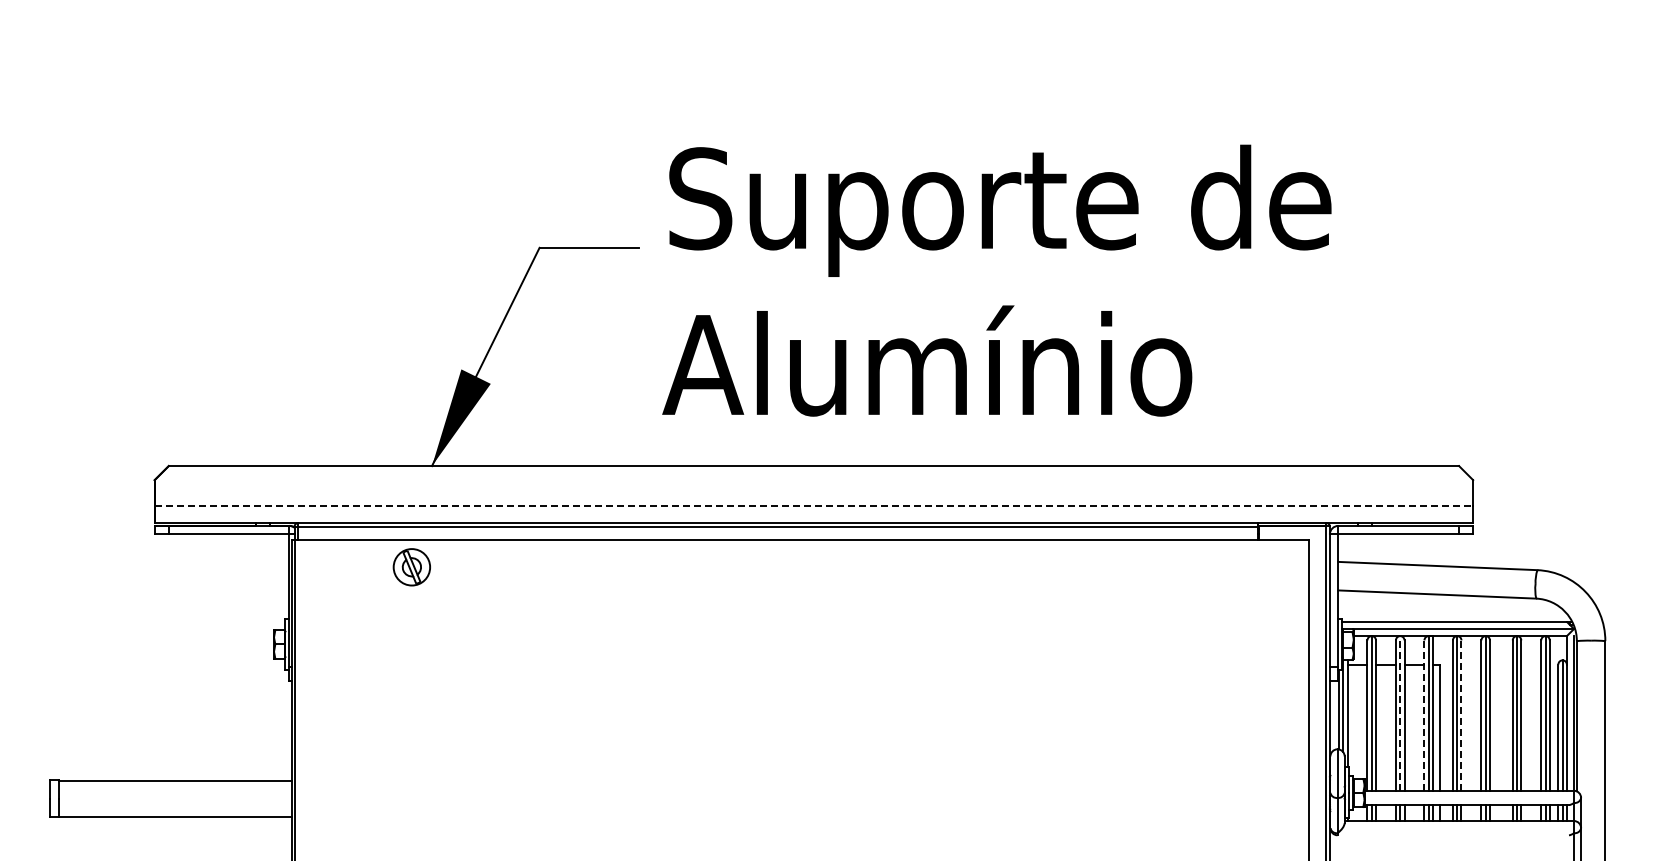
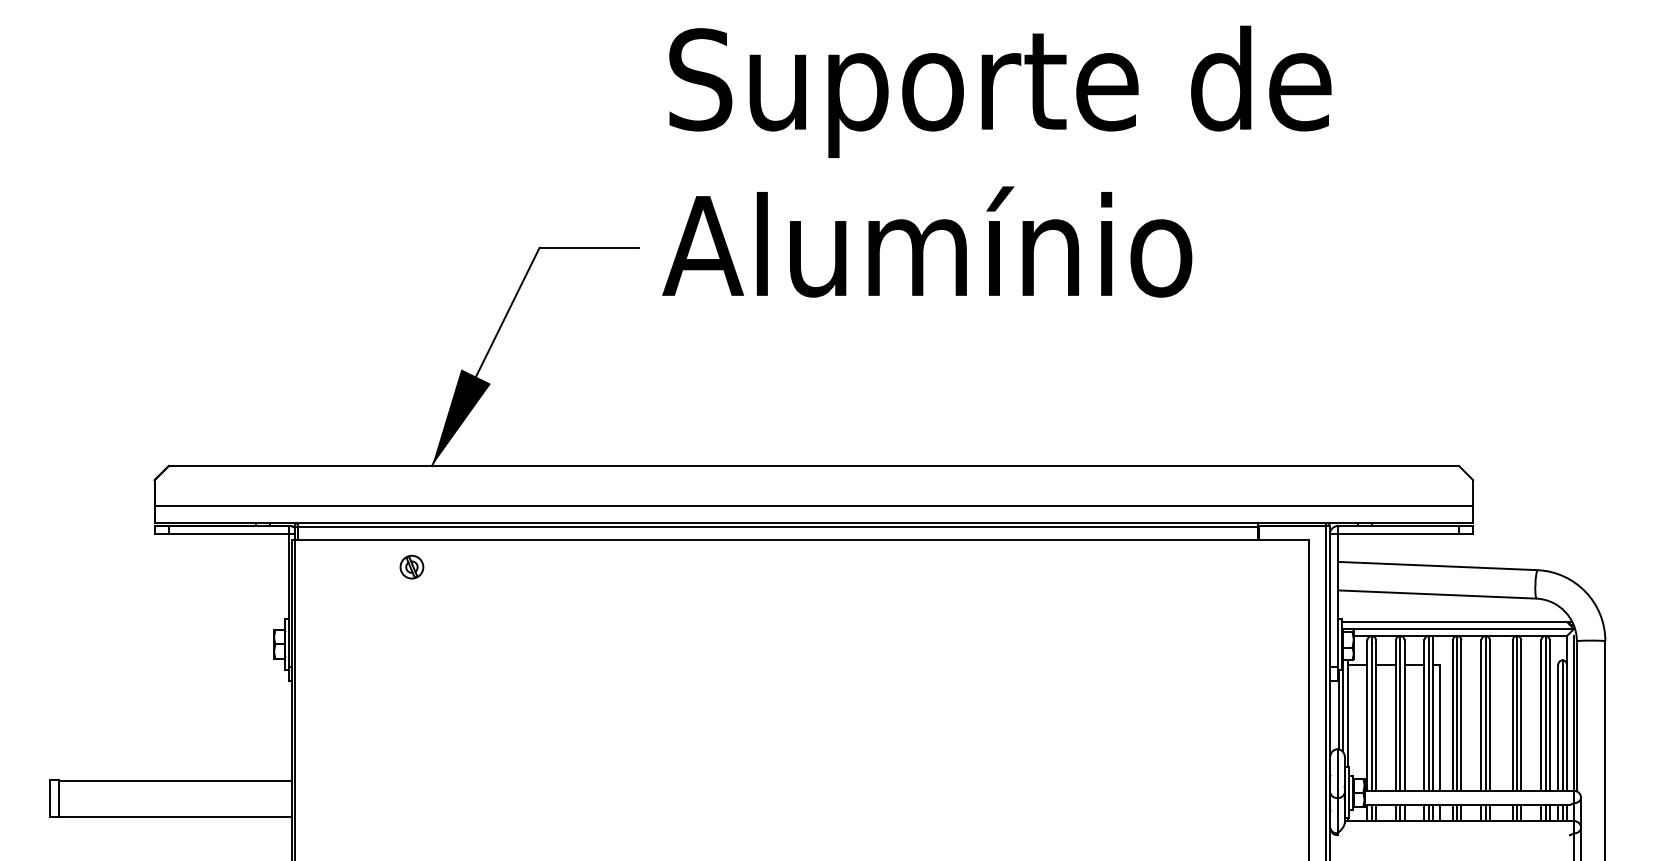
text position: (996, 280) -> (996, 161) (996, 161)
line: dashed -> solid (814, 505)
part size: 39x39 px -> 26x26 px (411, 566)
line: dashed -> solid (1400, 712)
line: dashed -> solid (1424, 715)
line: dashed -> solid (1461, 715)
